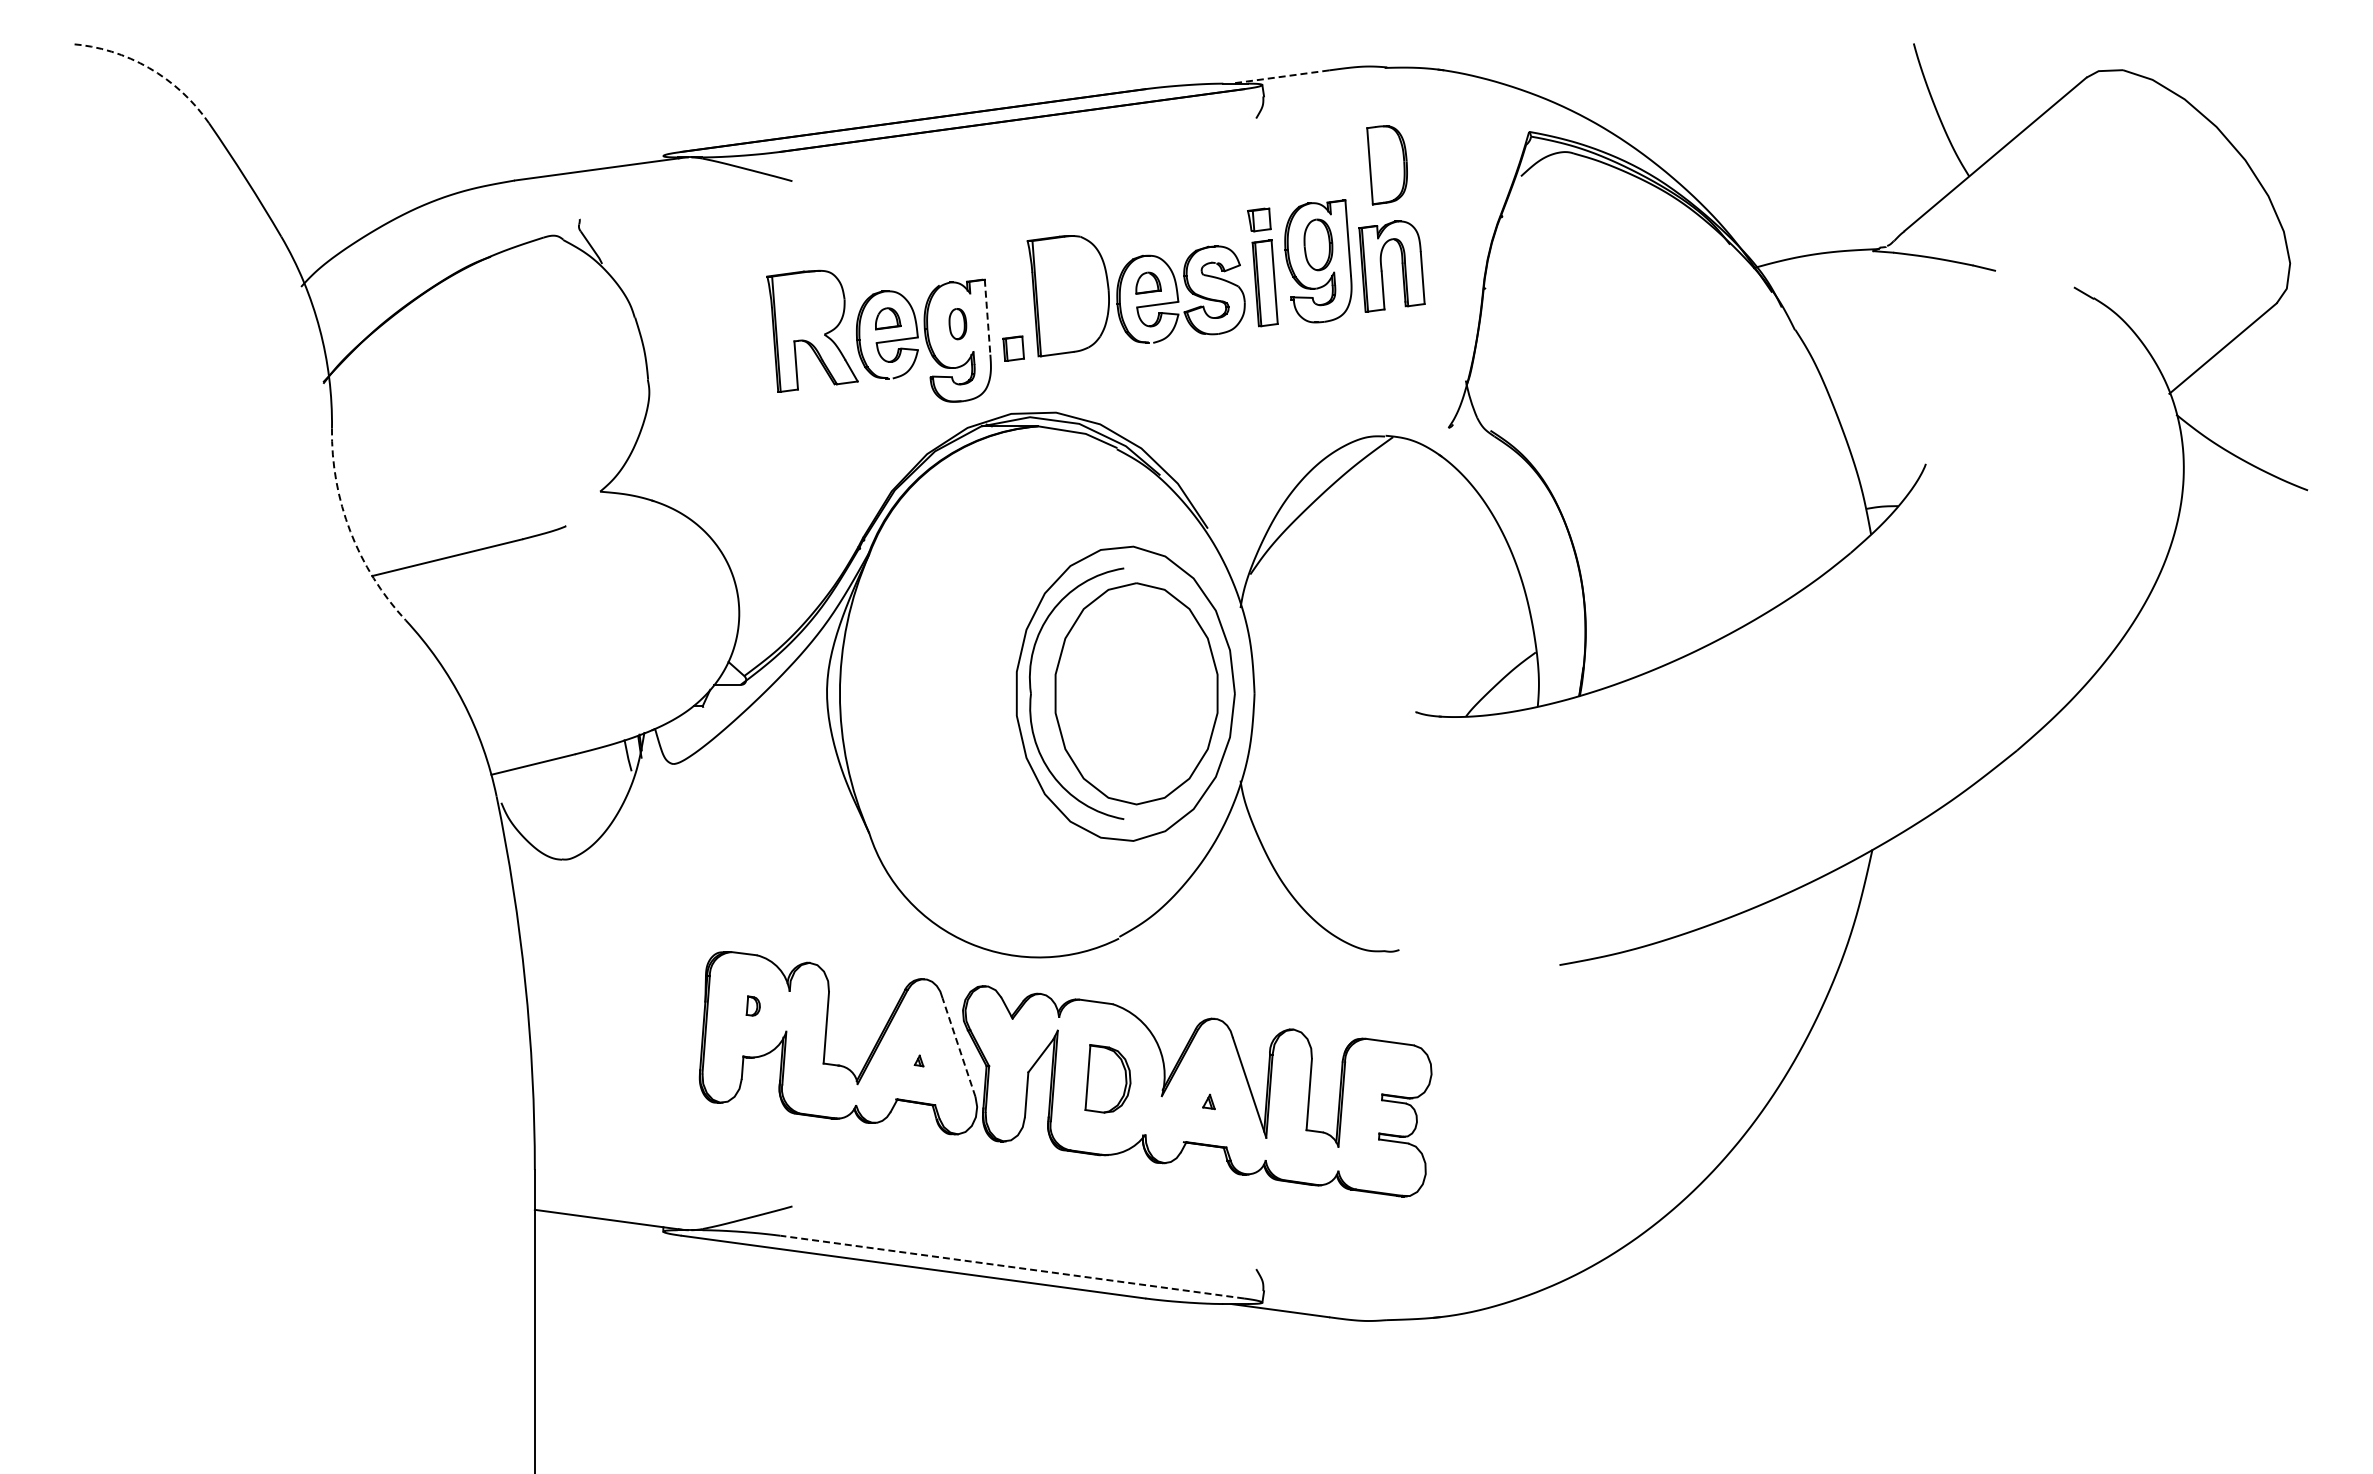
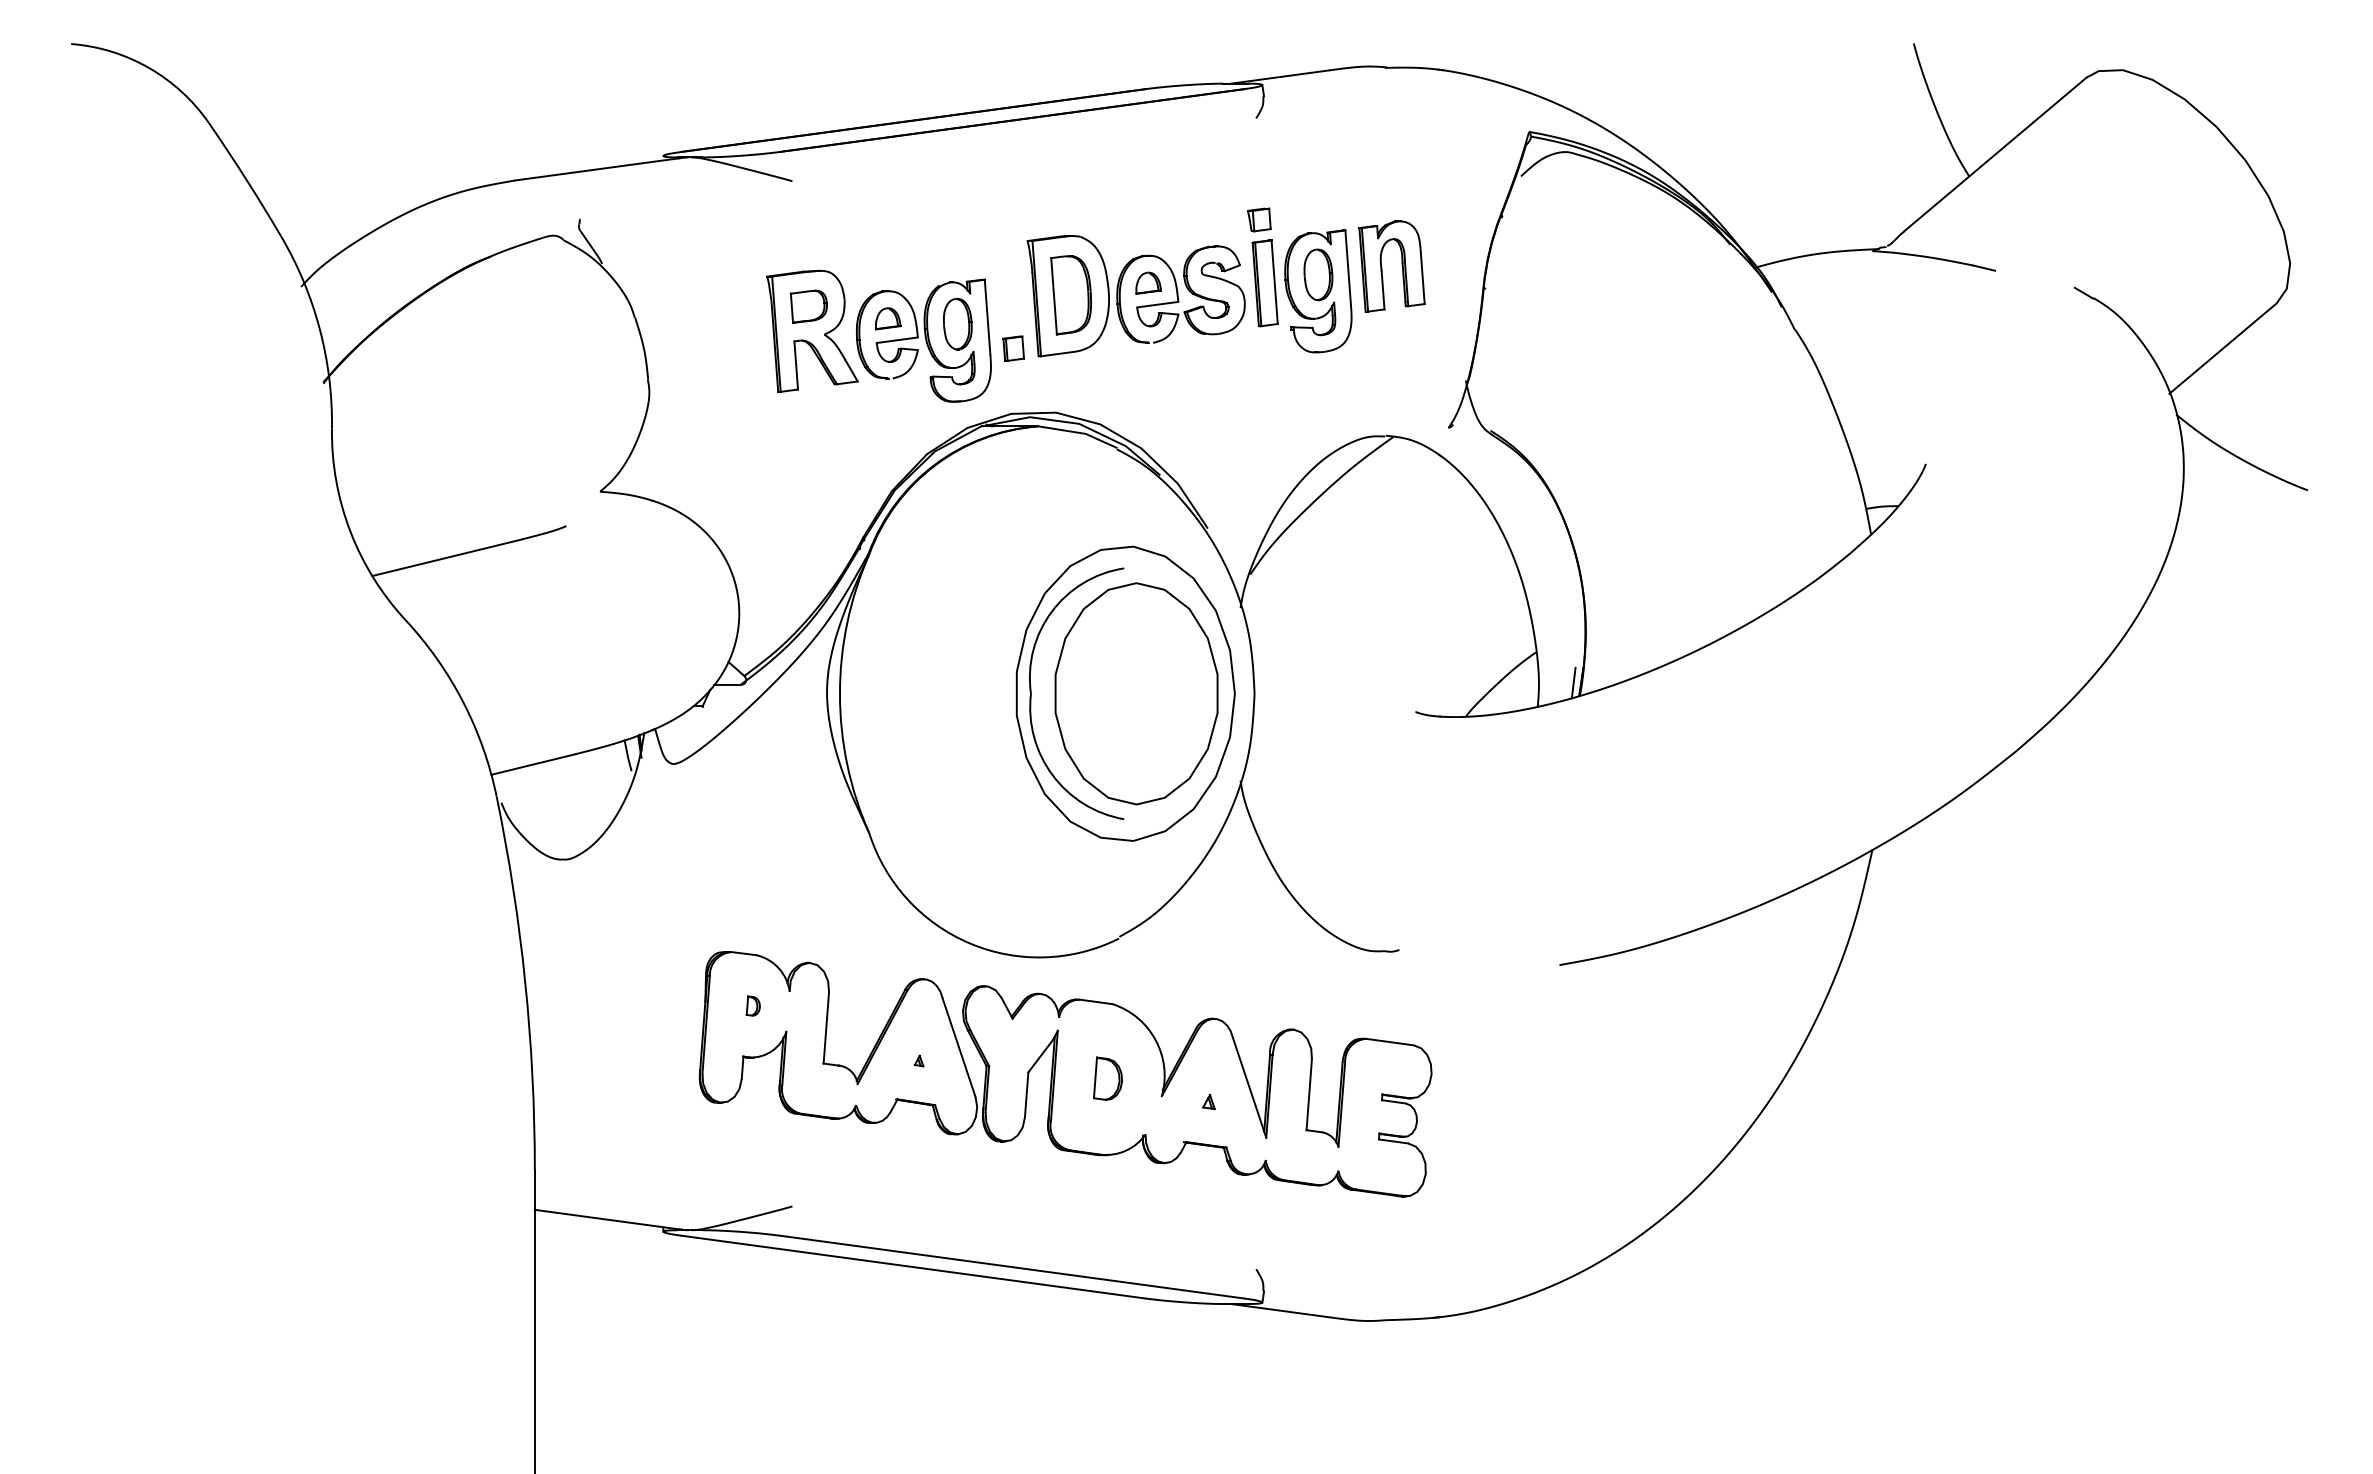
arc: dashed -> solid (149, 68)
line: dashed -> solid (1279, 77)
part position: (1386, 165) -> (1070, 295) (1070, 295)
part position: (1318, 261) -> (1318, 291) (1318, 291)
part: none -> present (808, 306)
line: dashed -> solid (987, 317)
part size: 20x33 px -> 30x54 px (957, 323)
arc: dashed -> solid (350, 531)
line: none -> present (1573, 682)
line: dashed -> solid (959, 1047)
part size: 48x70 px -> 30x45 px (1107, 1078)
line: dashed -> solid (1012, 1267)
